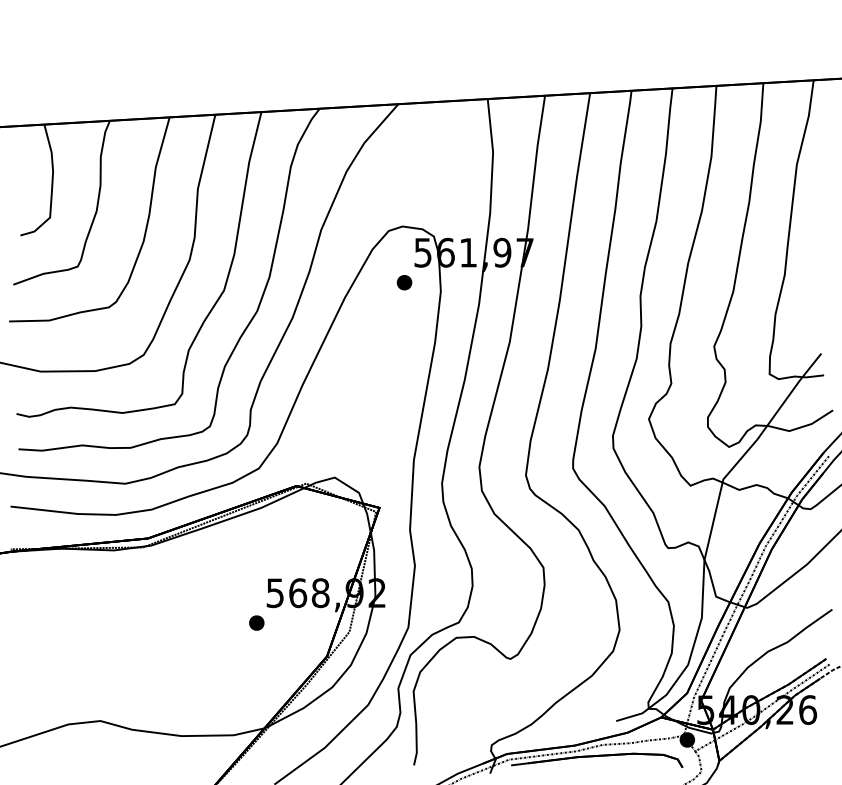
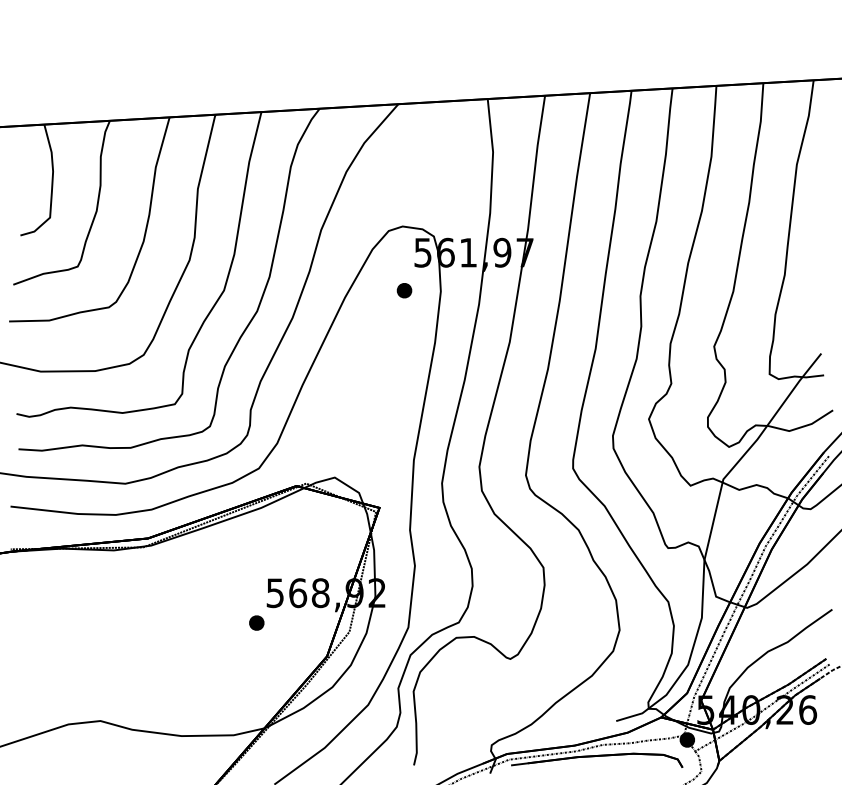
part position: (404, 282) -> (404, 290) (404, 290)
